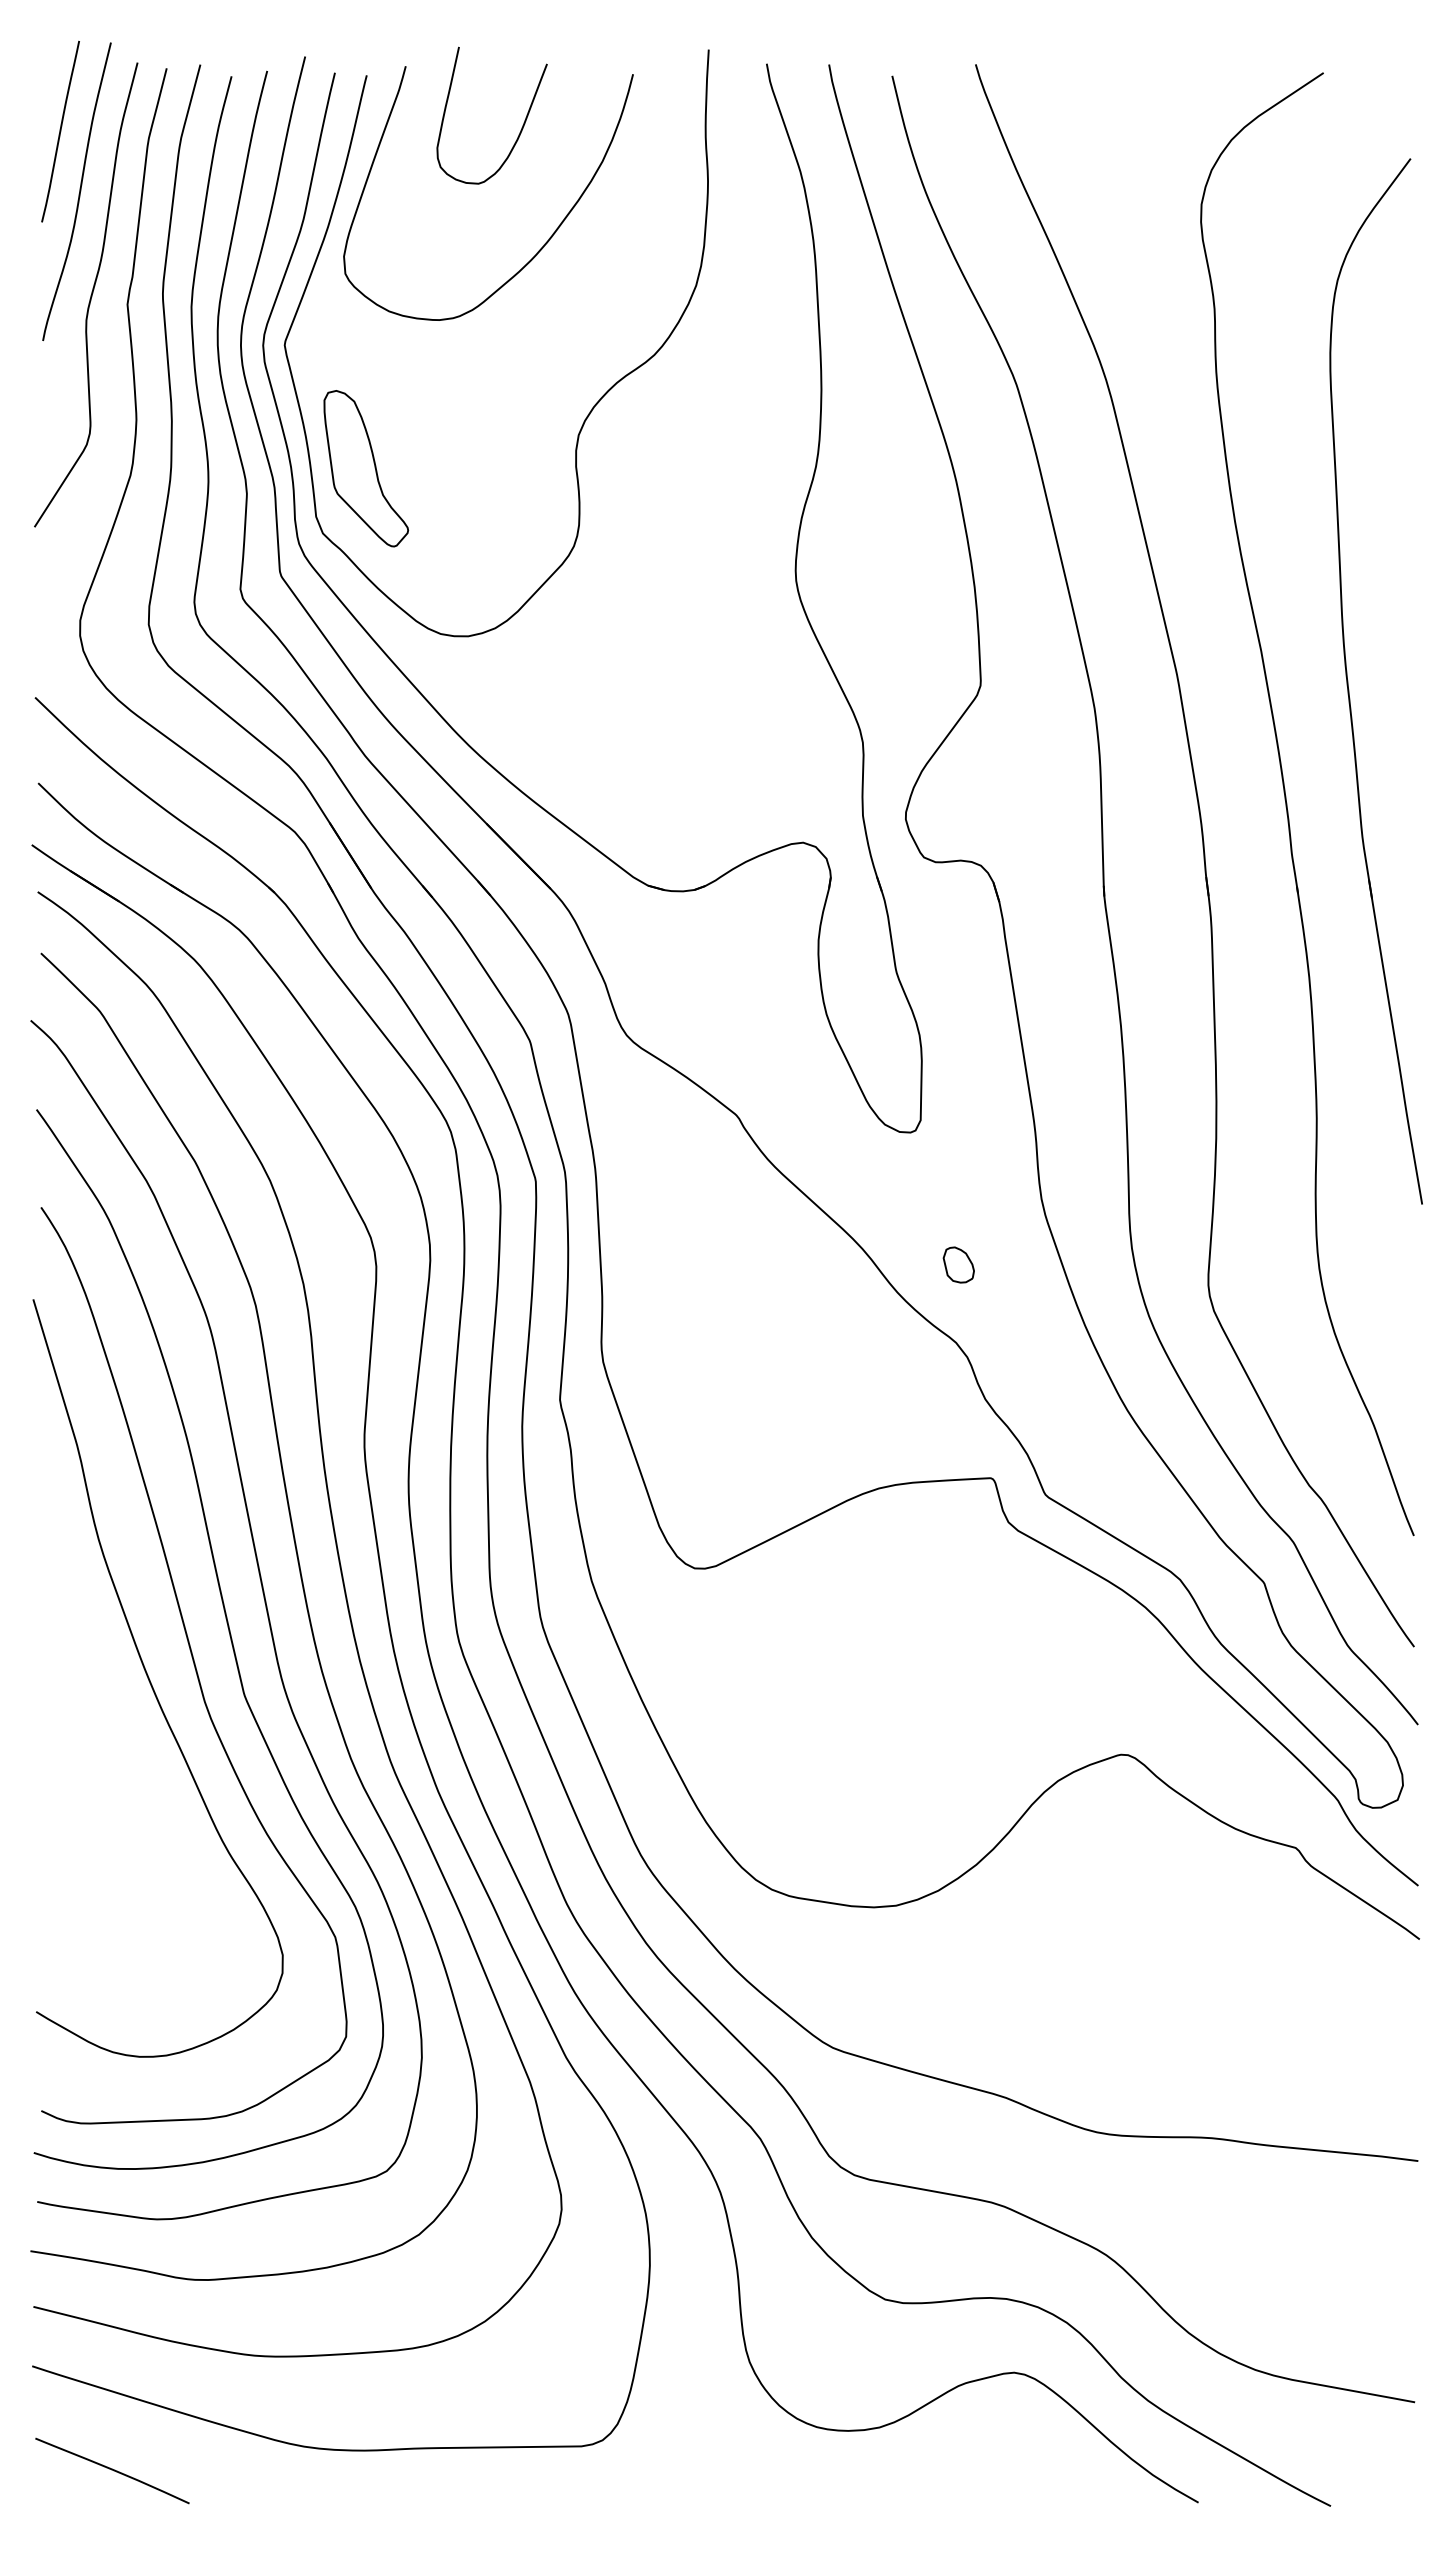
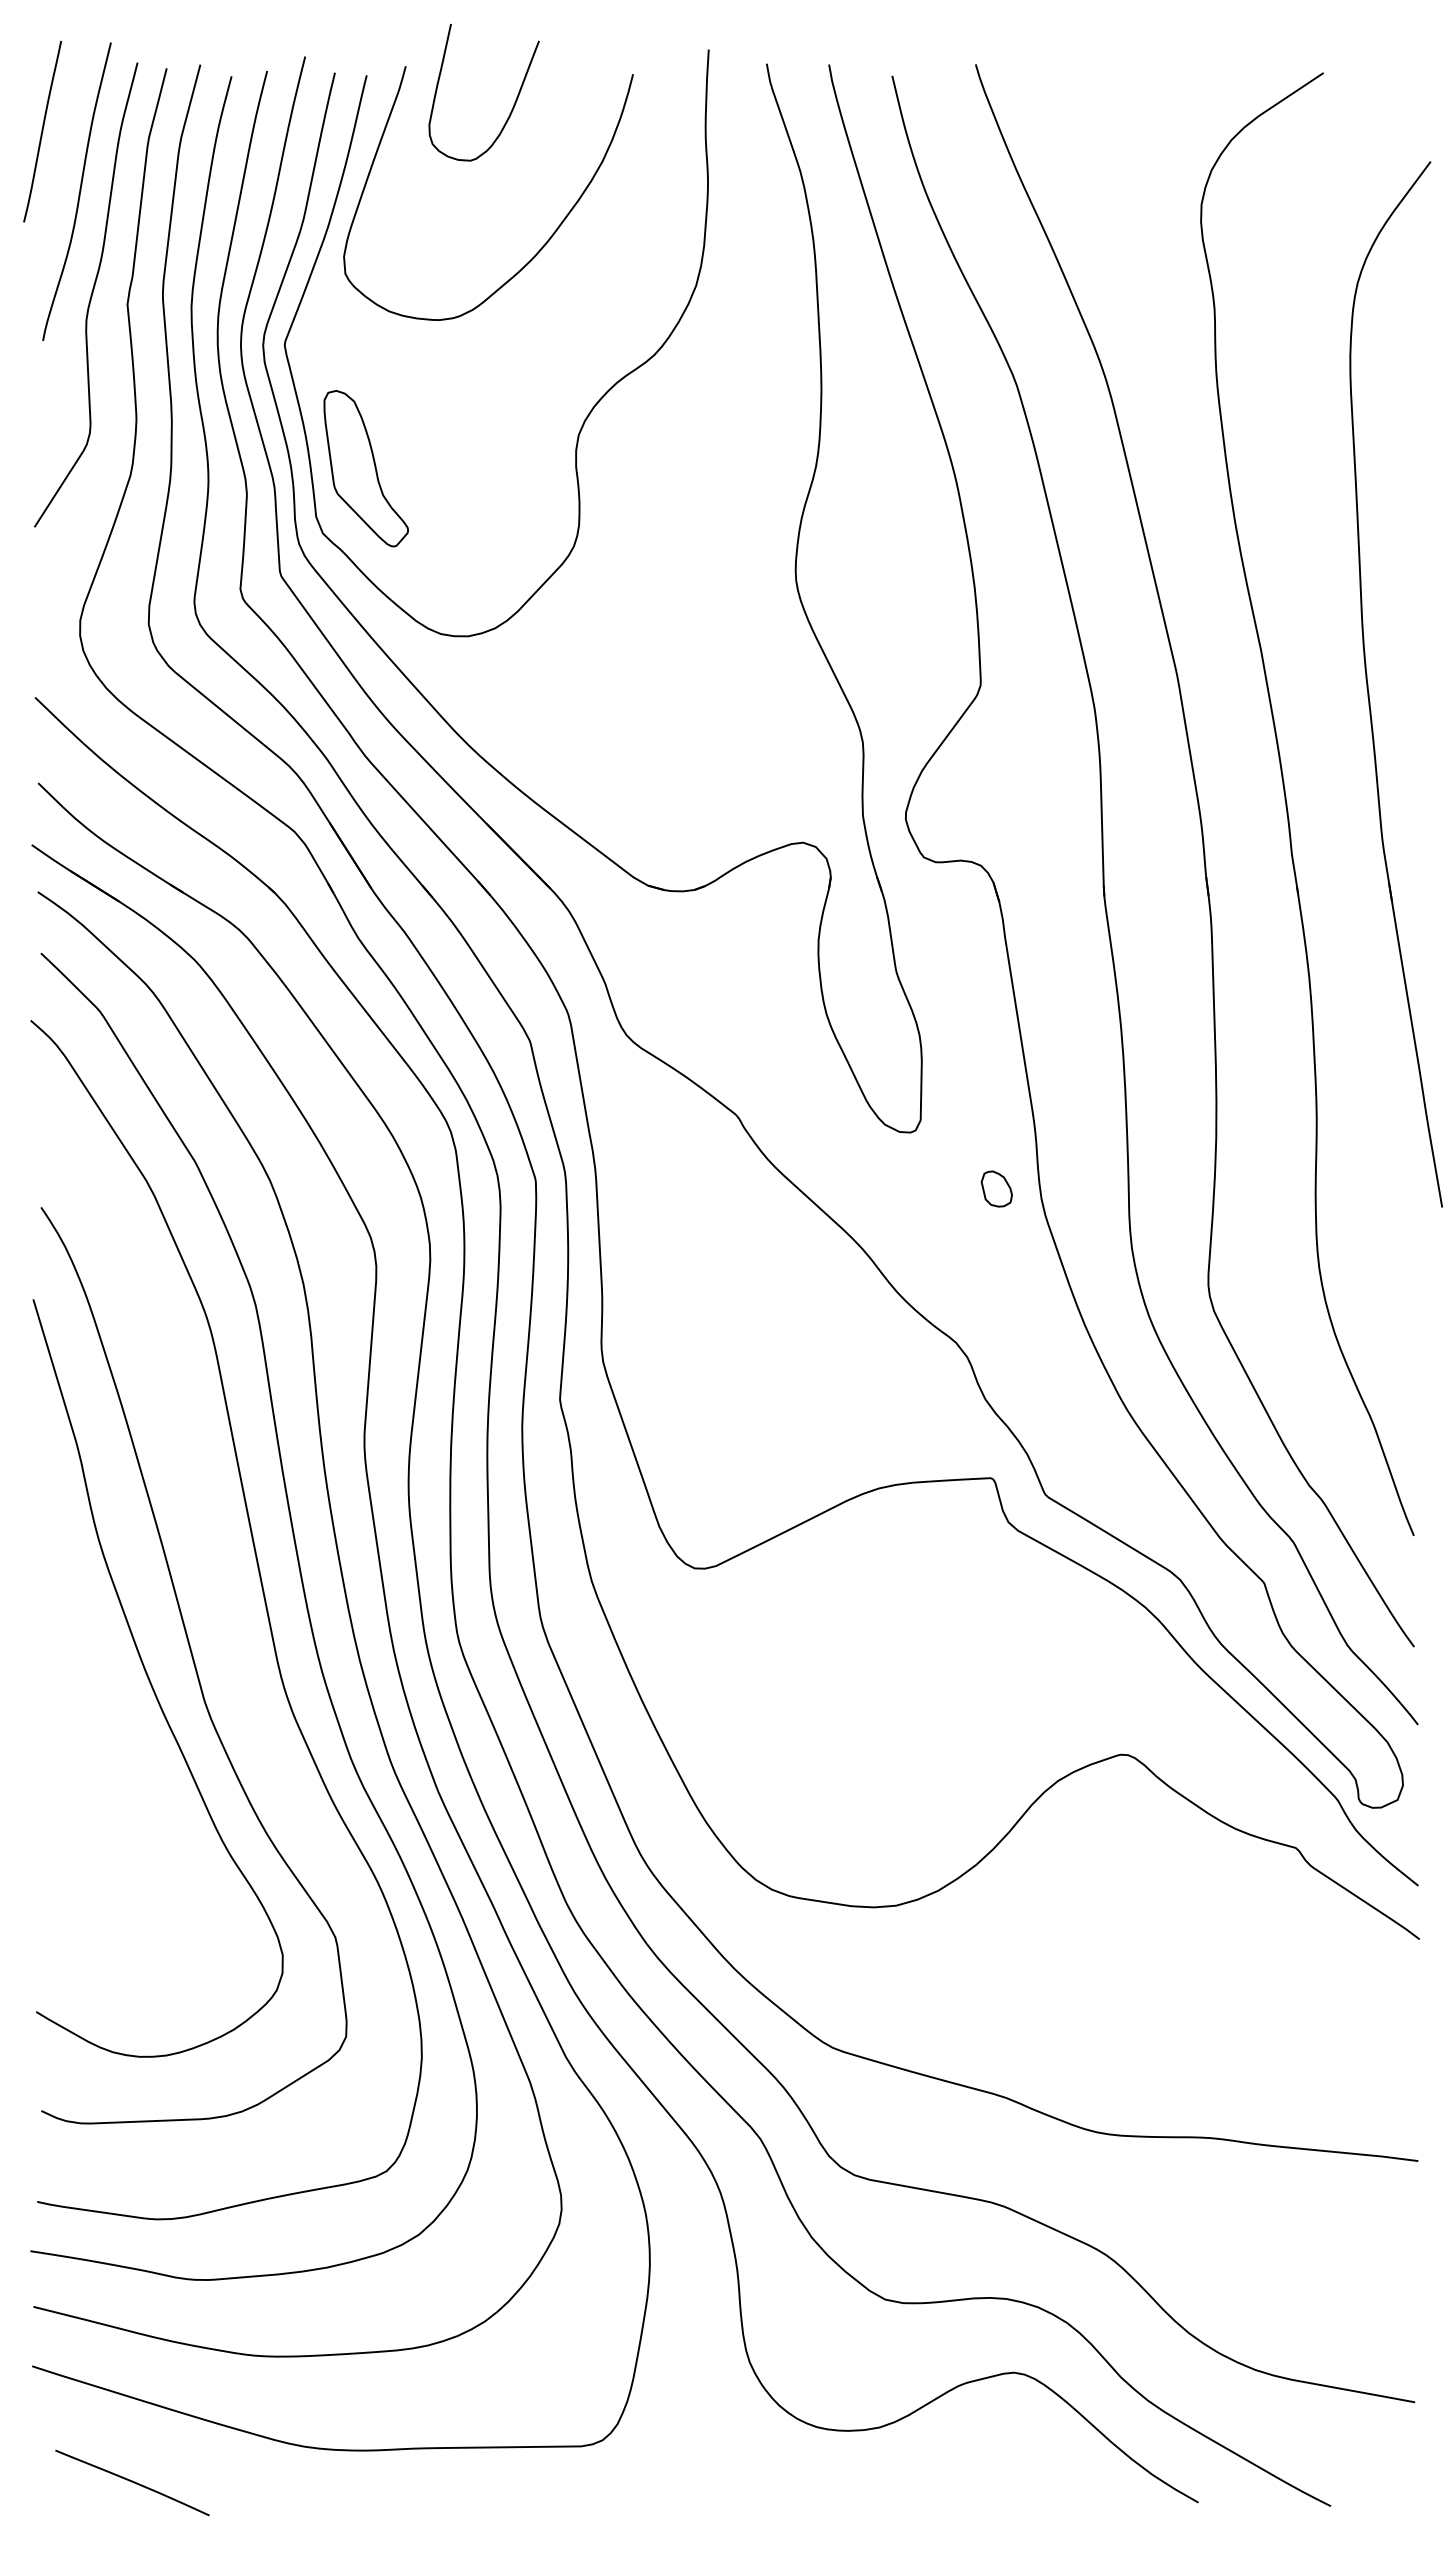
curve position: (521, 127) -> (513, 104) (513, 104)
line position: (60, 131) -> (42, 131) (42, 131)
part position: (1348, 681) -> (1368, 684) (1368, 684)
part position: (958, 1264) -> (996, 1188) (996, 1188)
curve: present -> none (228, 1632)
curve position: (112, 2470) -> (132, 2482) (132, 2482)
